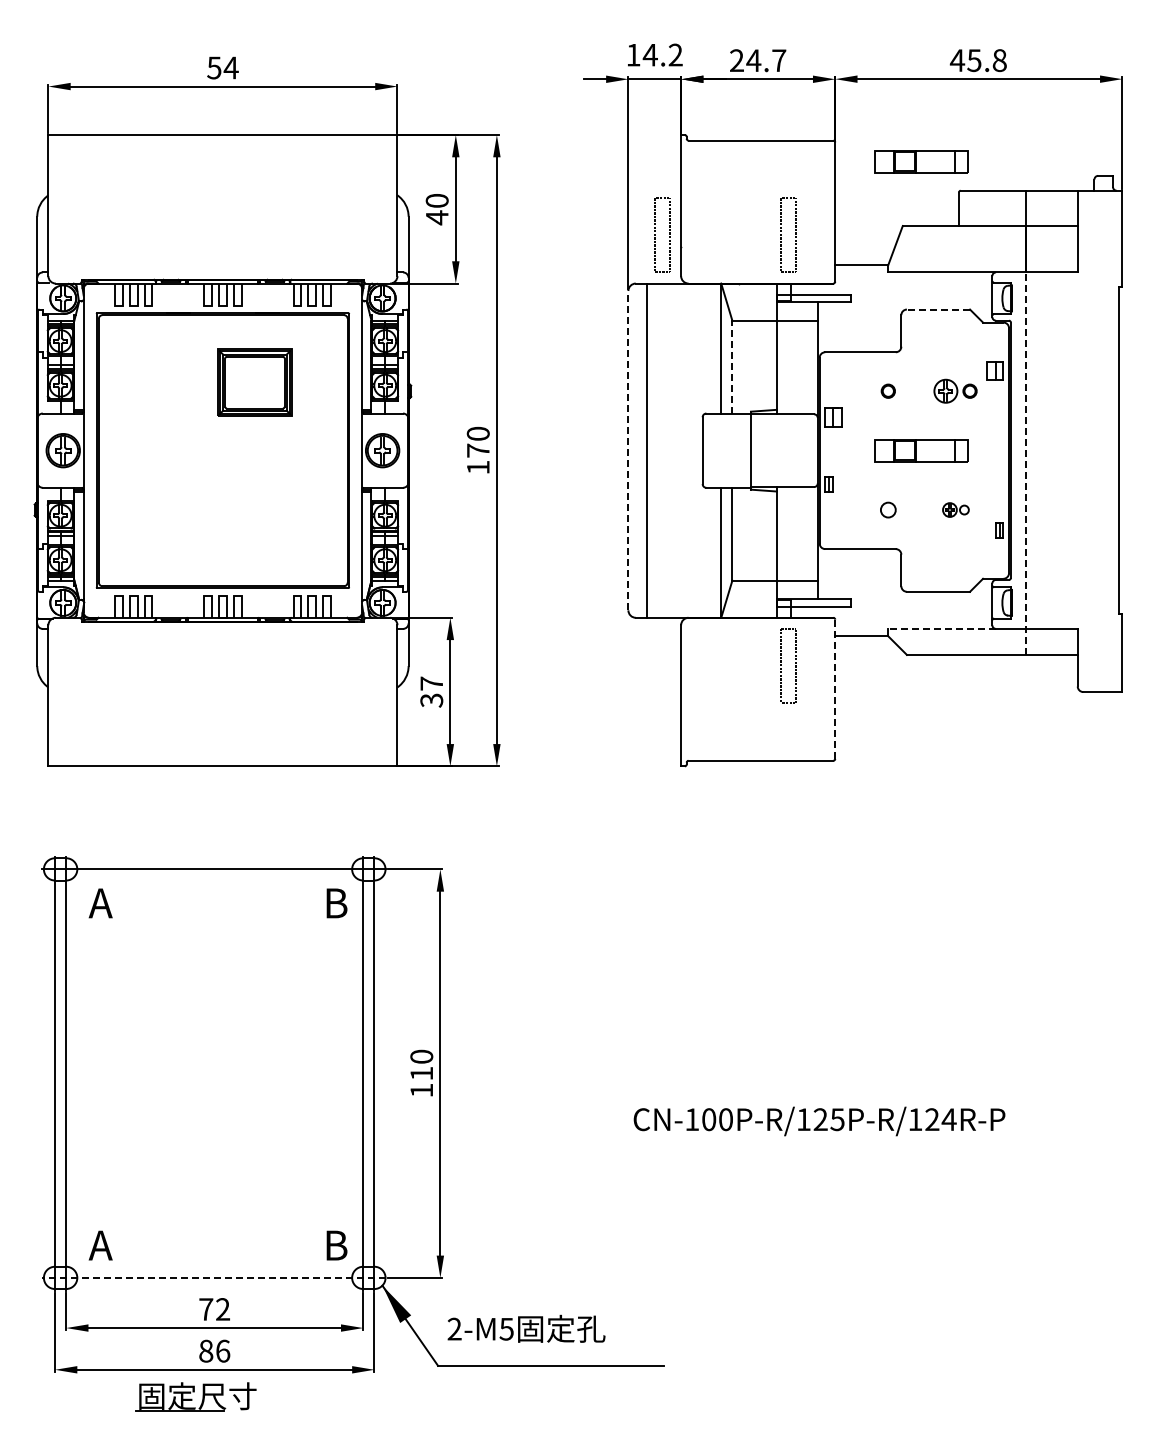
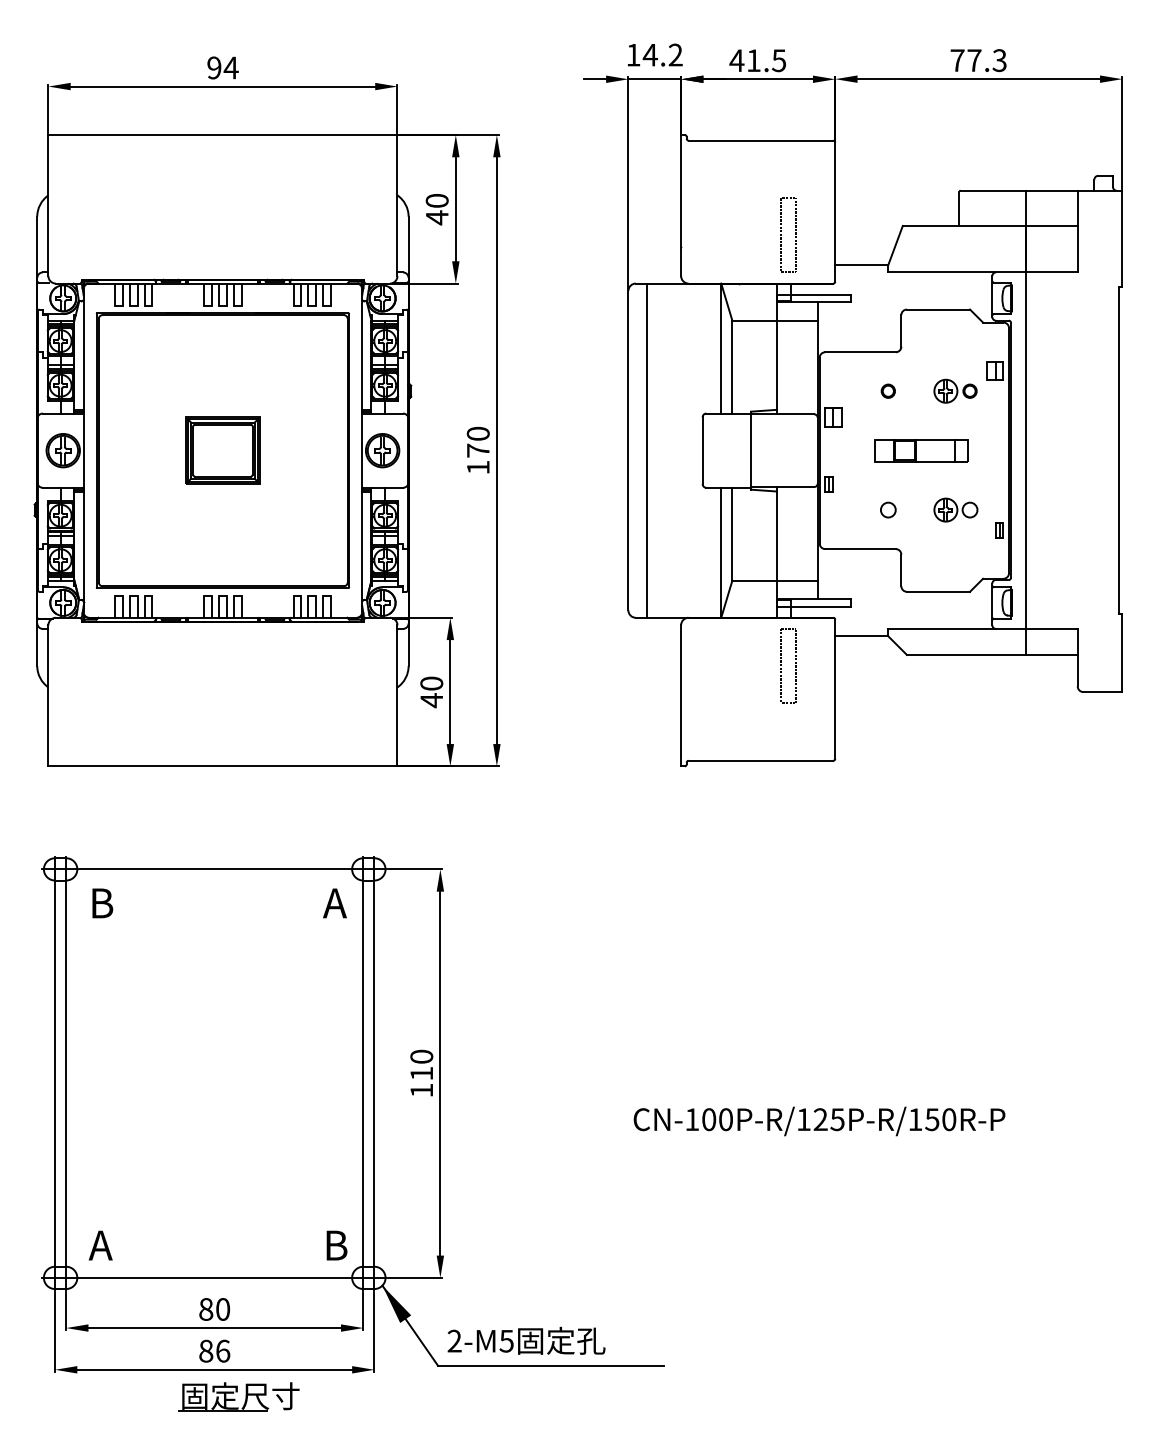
text: 24.7 -> 41.5 (757, 60)
text: 45.8 -> 77.3 (977, 60)
text: 54 -> 94 (214, 67)
part: present -> none (921, 161)
part: present -> none (655, 234)
line: dashed -> solid (938, 309)
line: dashed -> solid (732, 366)
part position: (254, 382) -> (222, 450) (222, 450)
line: dashed -> solid (628, 450)
line: dashed -> solid (1025, 463)
part size: 28x16 px -> 46x26 px (955, 509)
line: dashed -> solid (942, 628)
line: dashed -> solid (835, 689)
text: 37 -> 40 (431, 692)
text: A -> B (100, 903)
text: B -> A (335, 903)
text: CN-100P-R/125P-R/124R-P -> CN-100P-R/125P-R/150R-P (940, 1119)
line: dashed -> solid (213, 1277)
text: 72 -> 80 (214, 1309)
text position: (526, 1328) -> (526, 1340) (526, 1340)
part position: (195, 1396) -> (238, 1396) (238, 1396)
